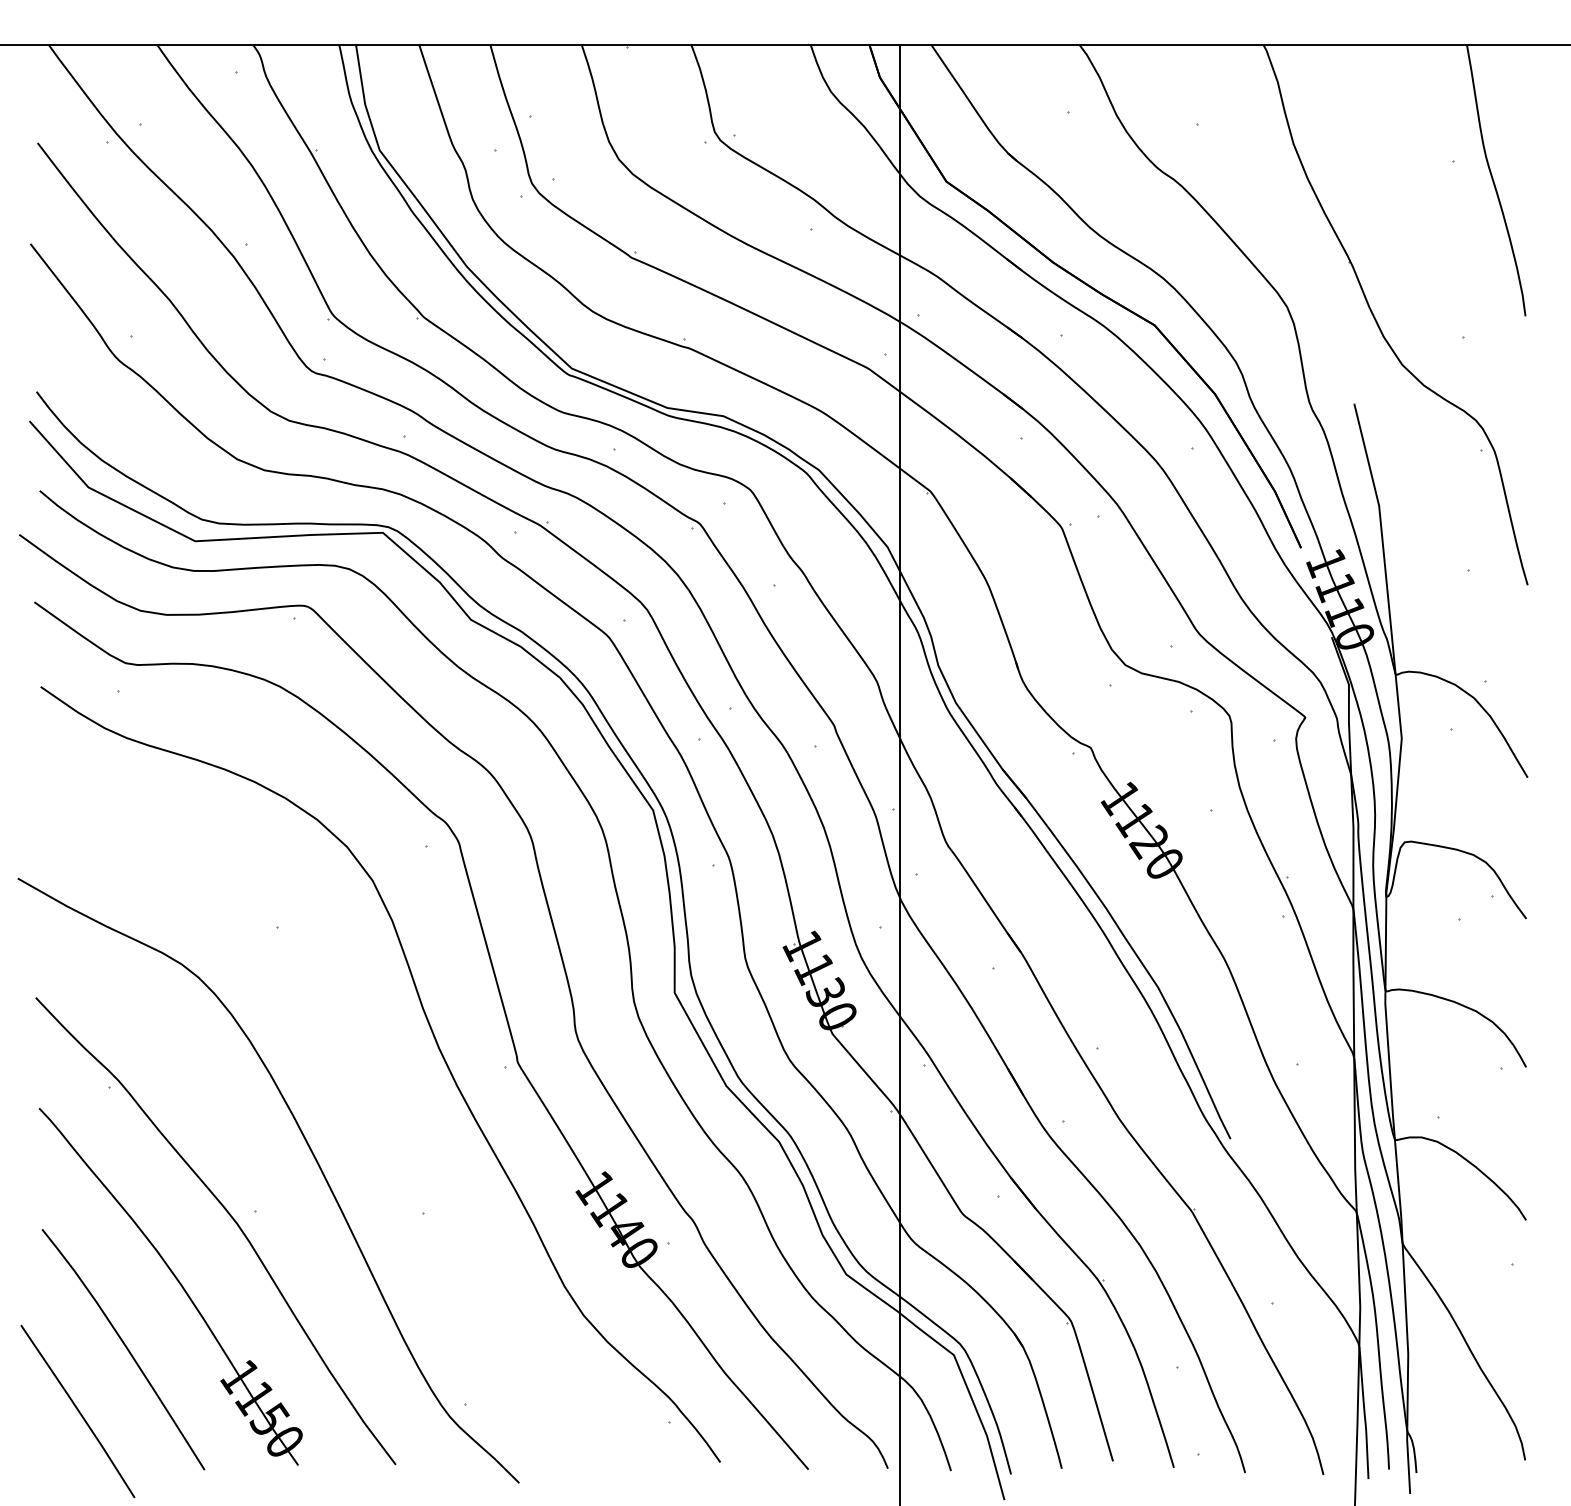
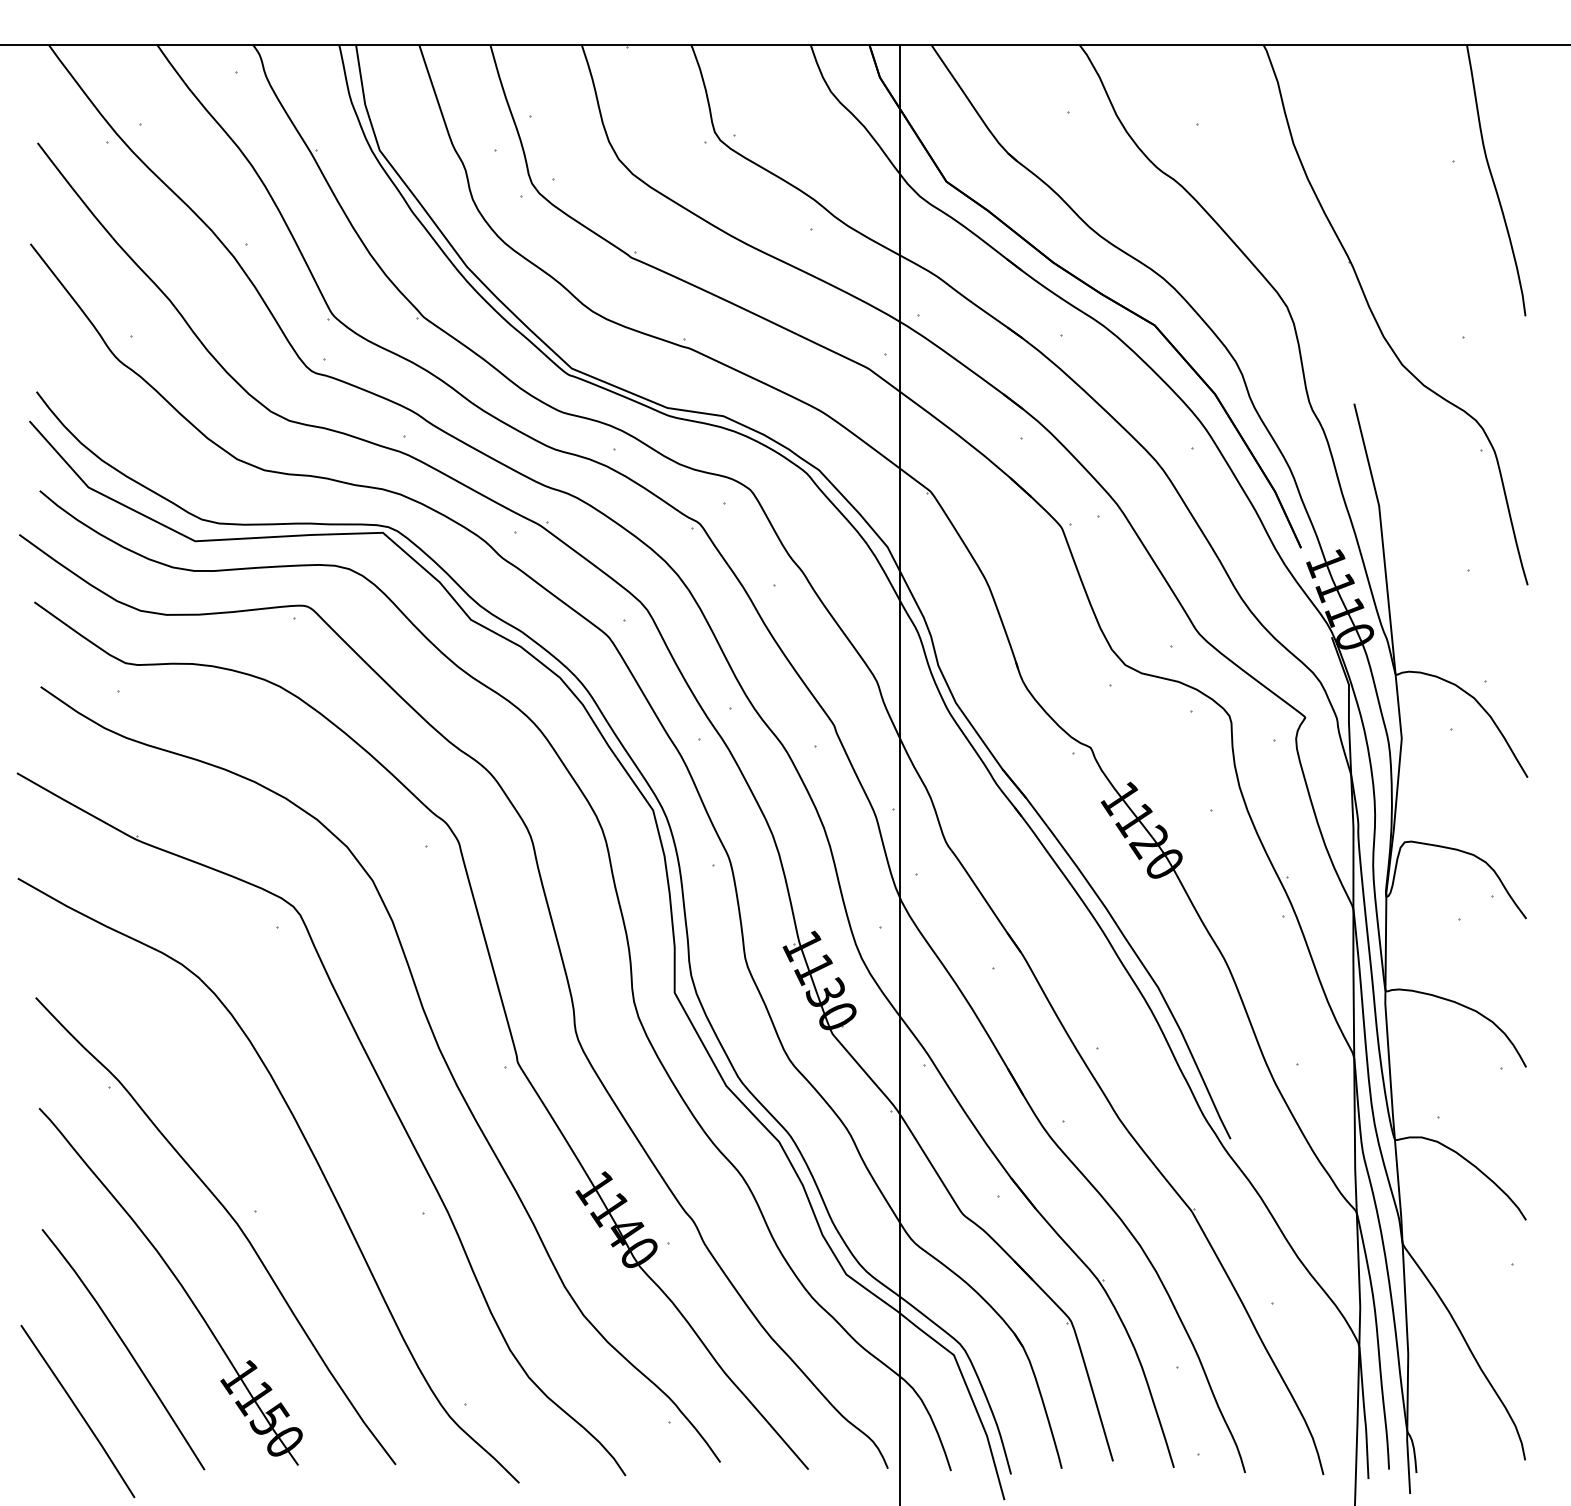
part: none -> present (385, 1093)
